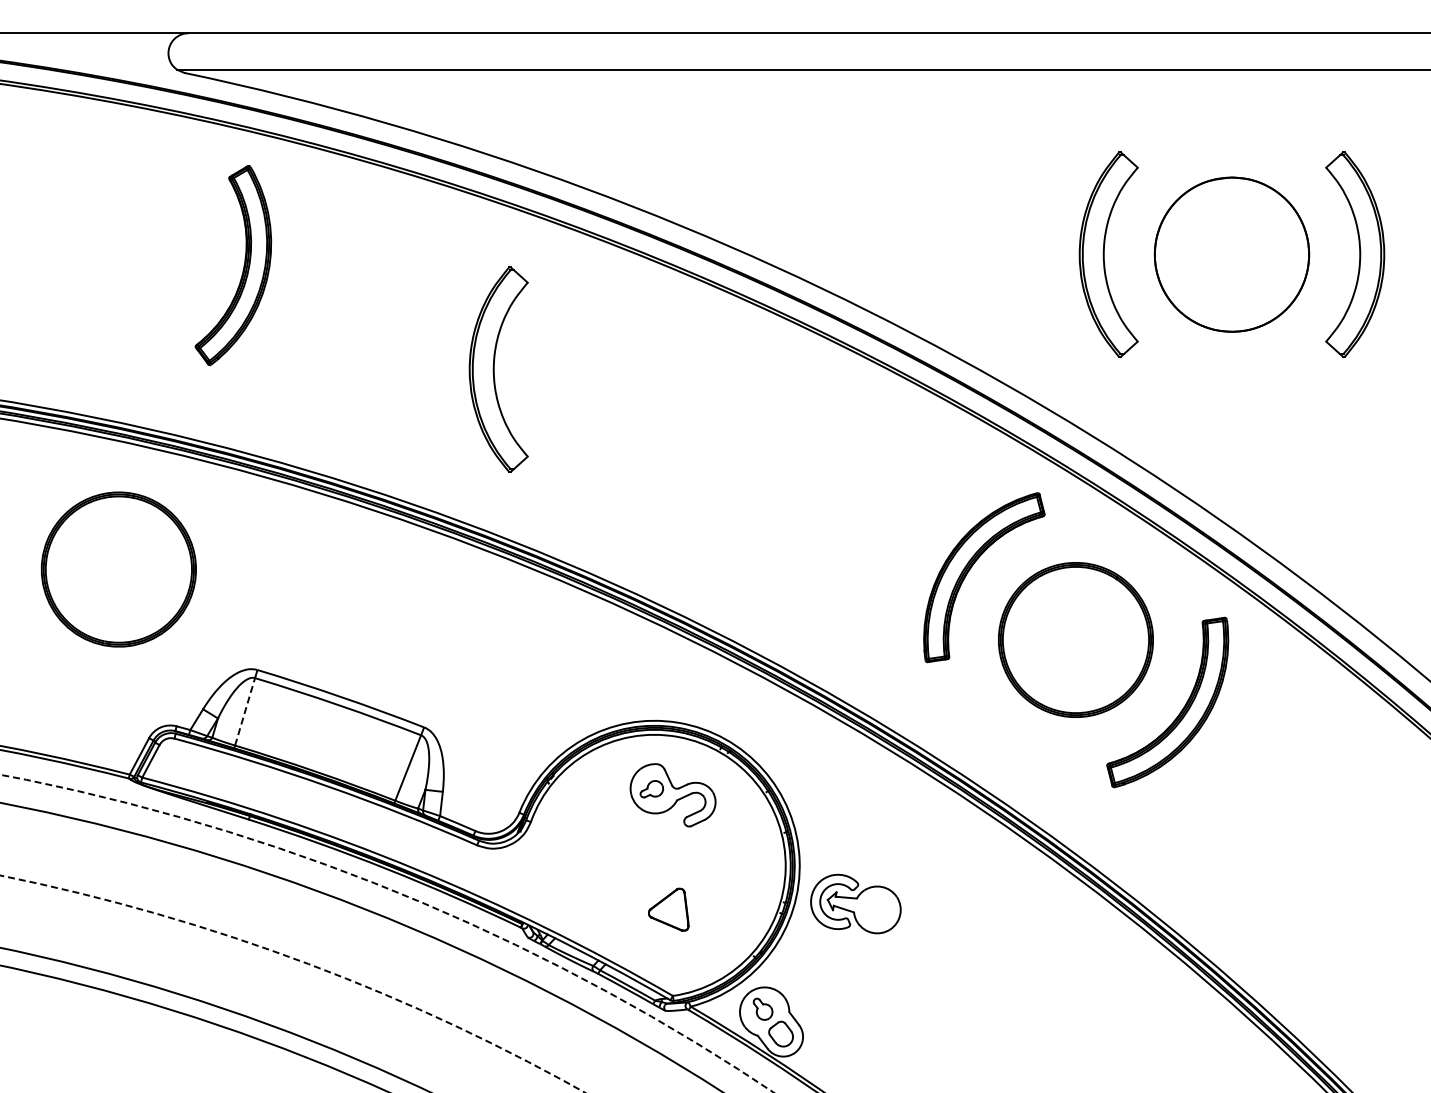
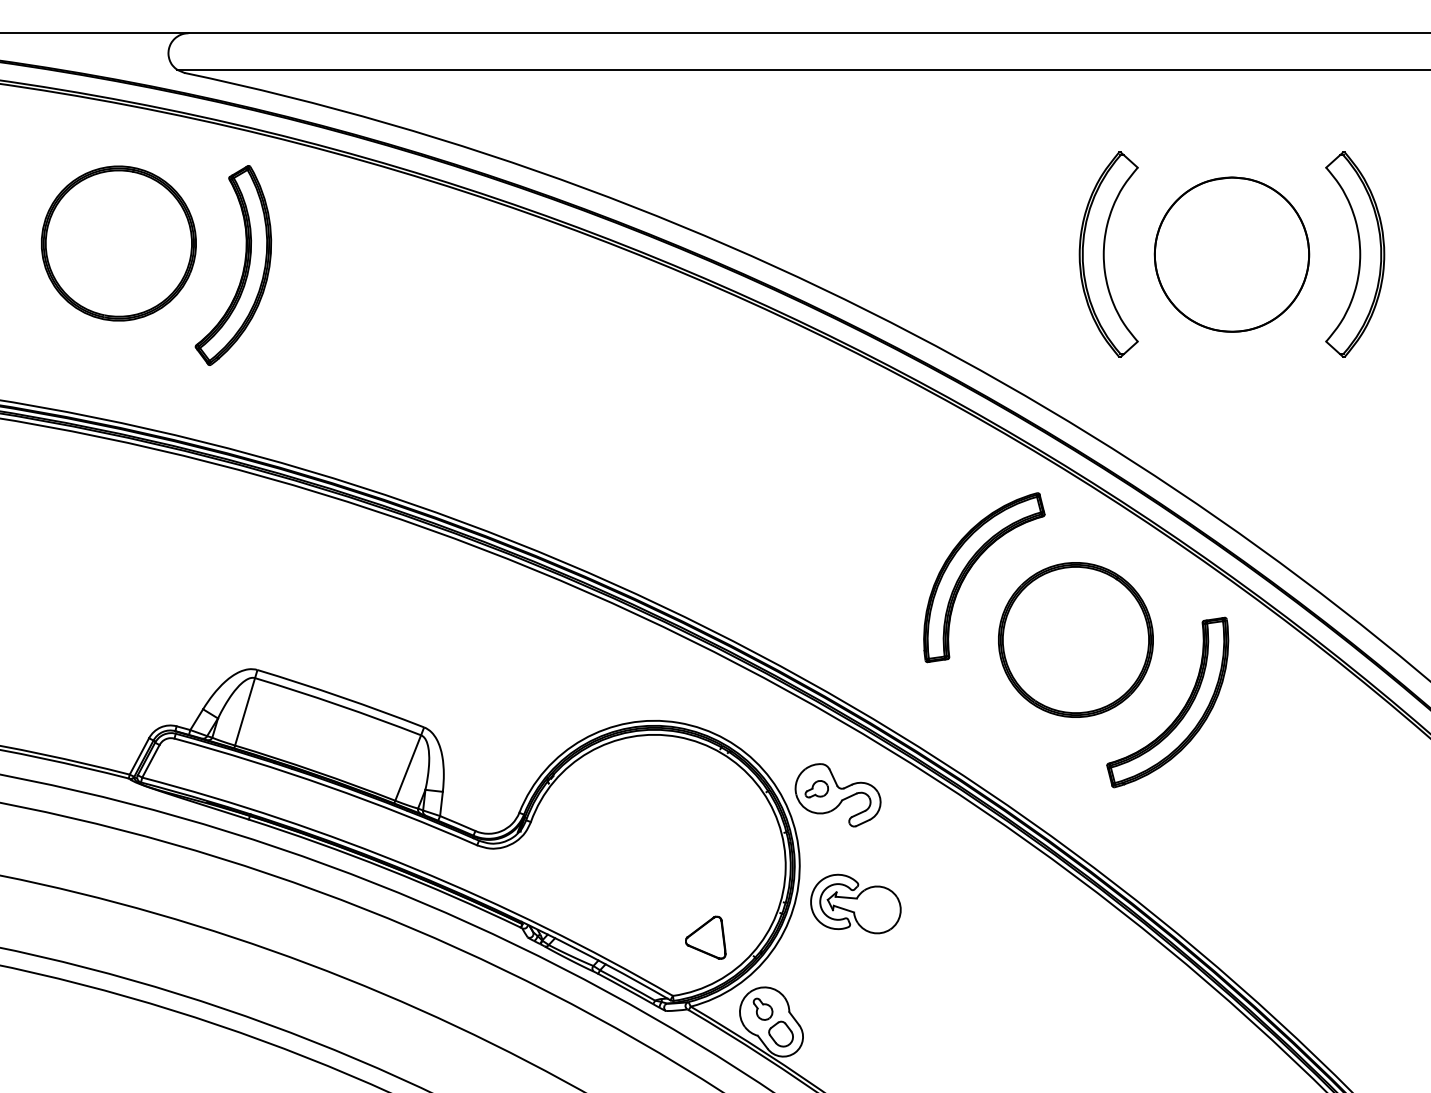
part: present -> none (498, 369)
part position: (118, 569) -> (118, 243) (118, 243)
line: dashed -> solid (245, 711)
part position: (672, 795) -> (837, 795) (837, 795)
part position: (668, 909) -> (705, 937) (705, 937)
circle: dashed -> solid (386, 933)
arc: dashed -> solid (300, 960)
